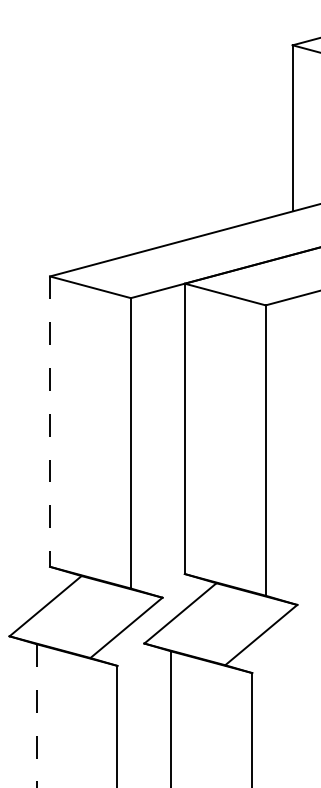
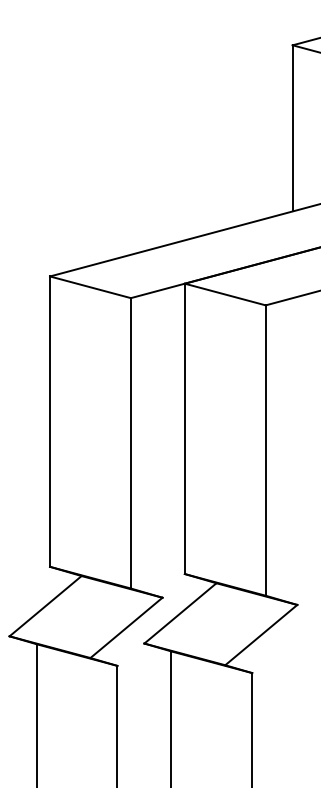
line: dashed -> solid (50, 422)
line: dashed -> solid (36, 716)
